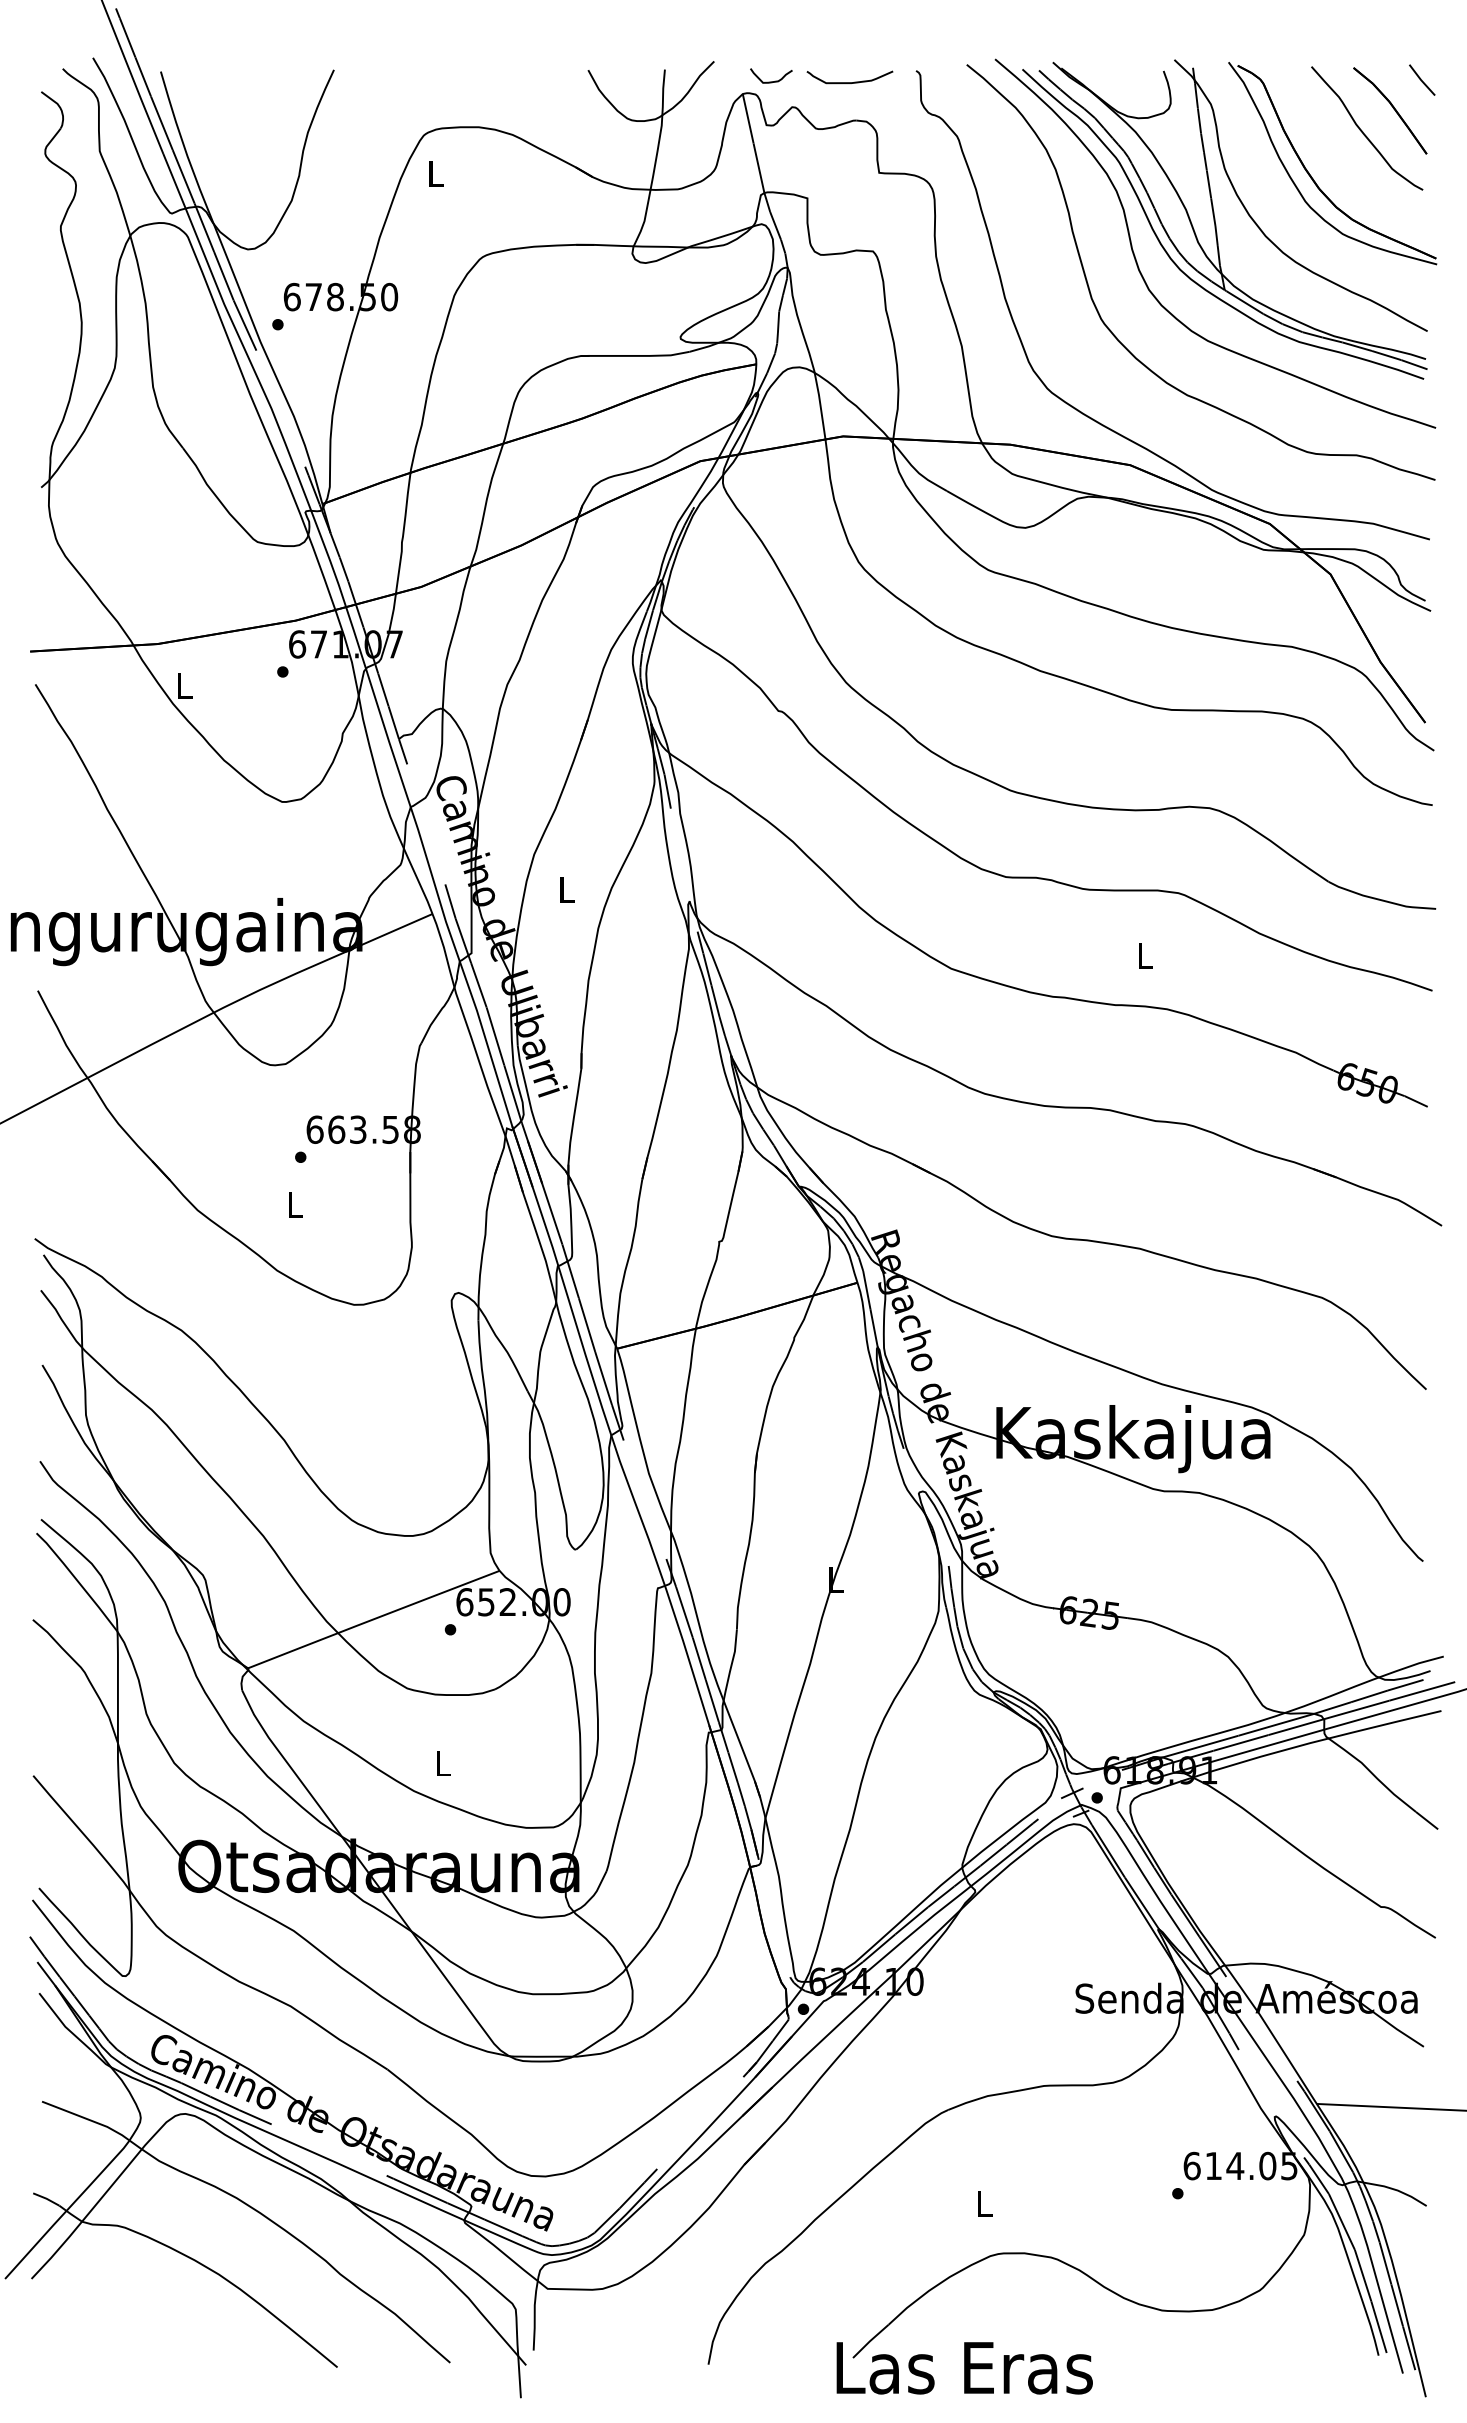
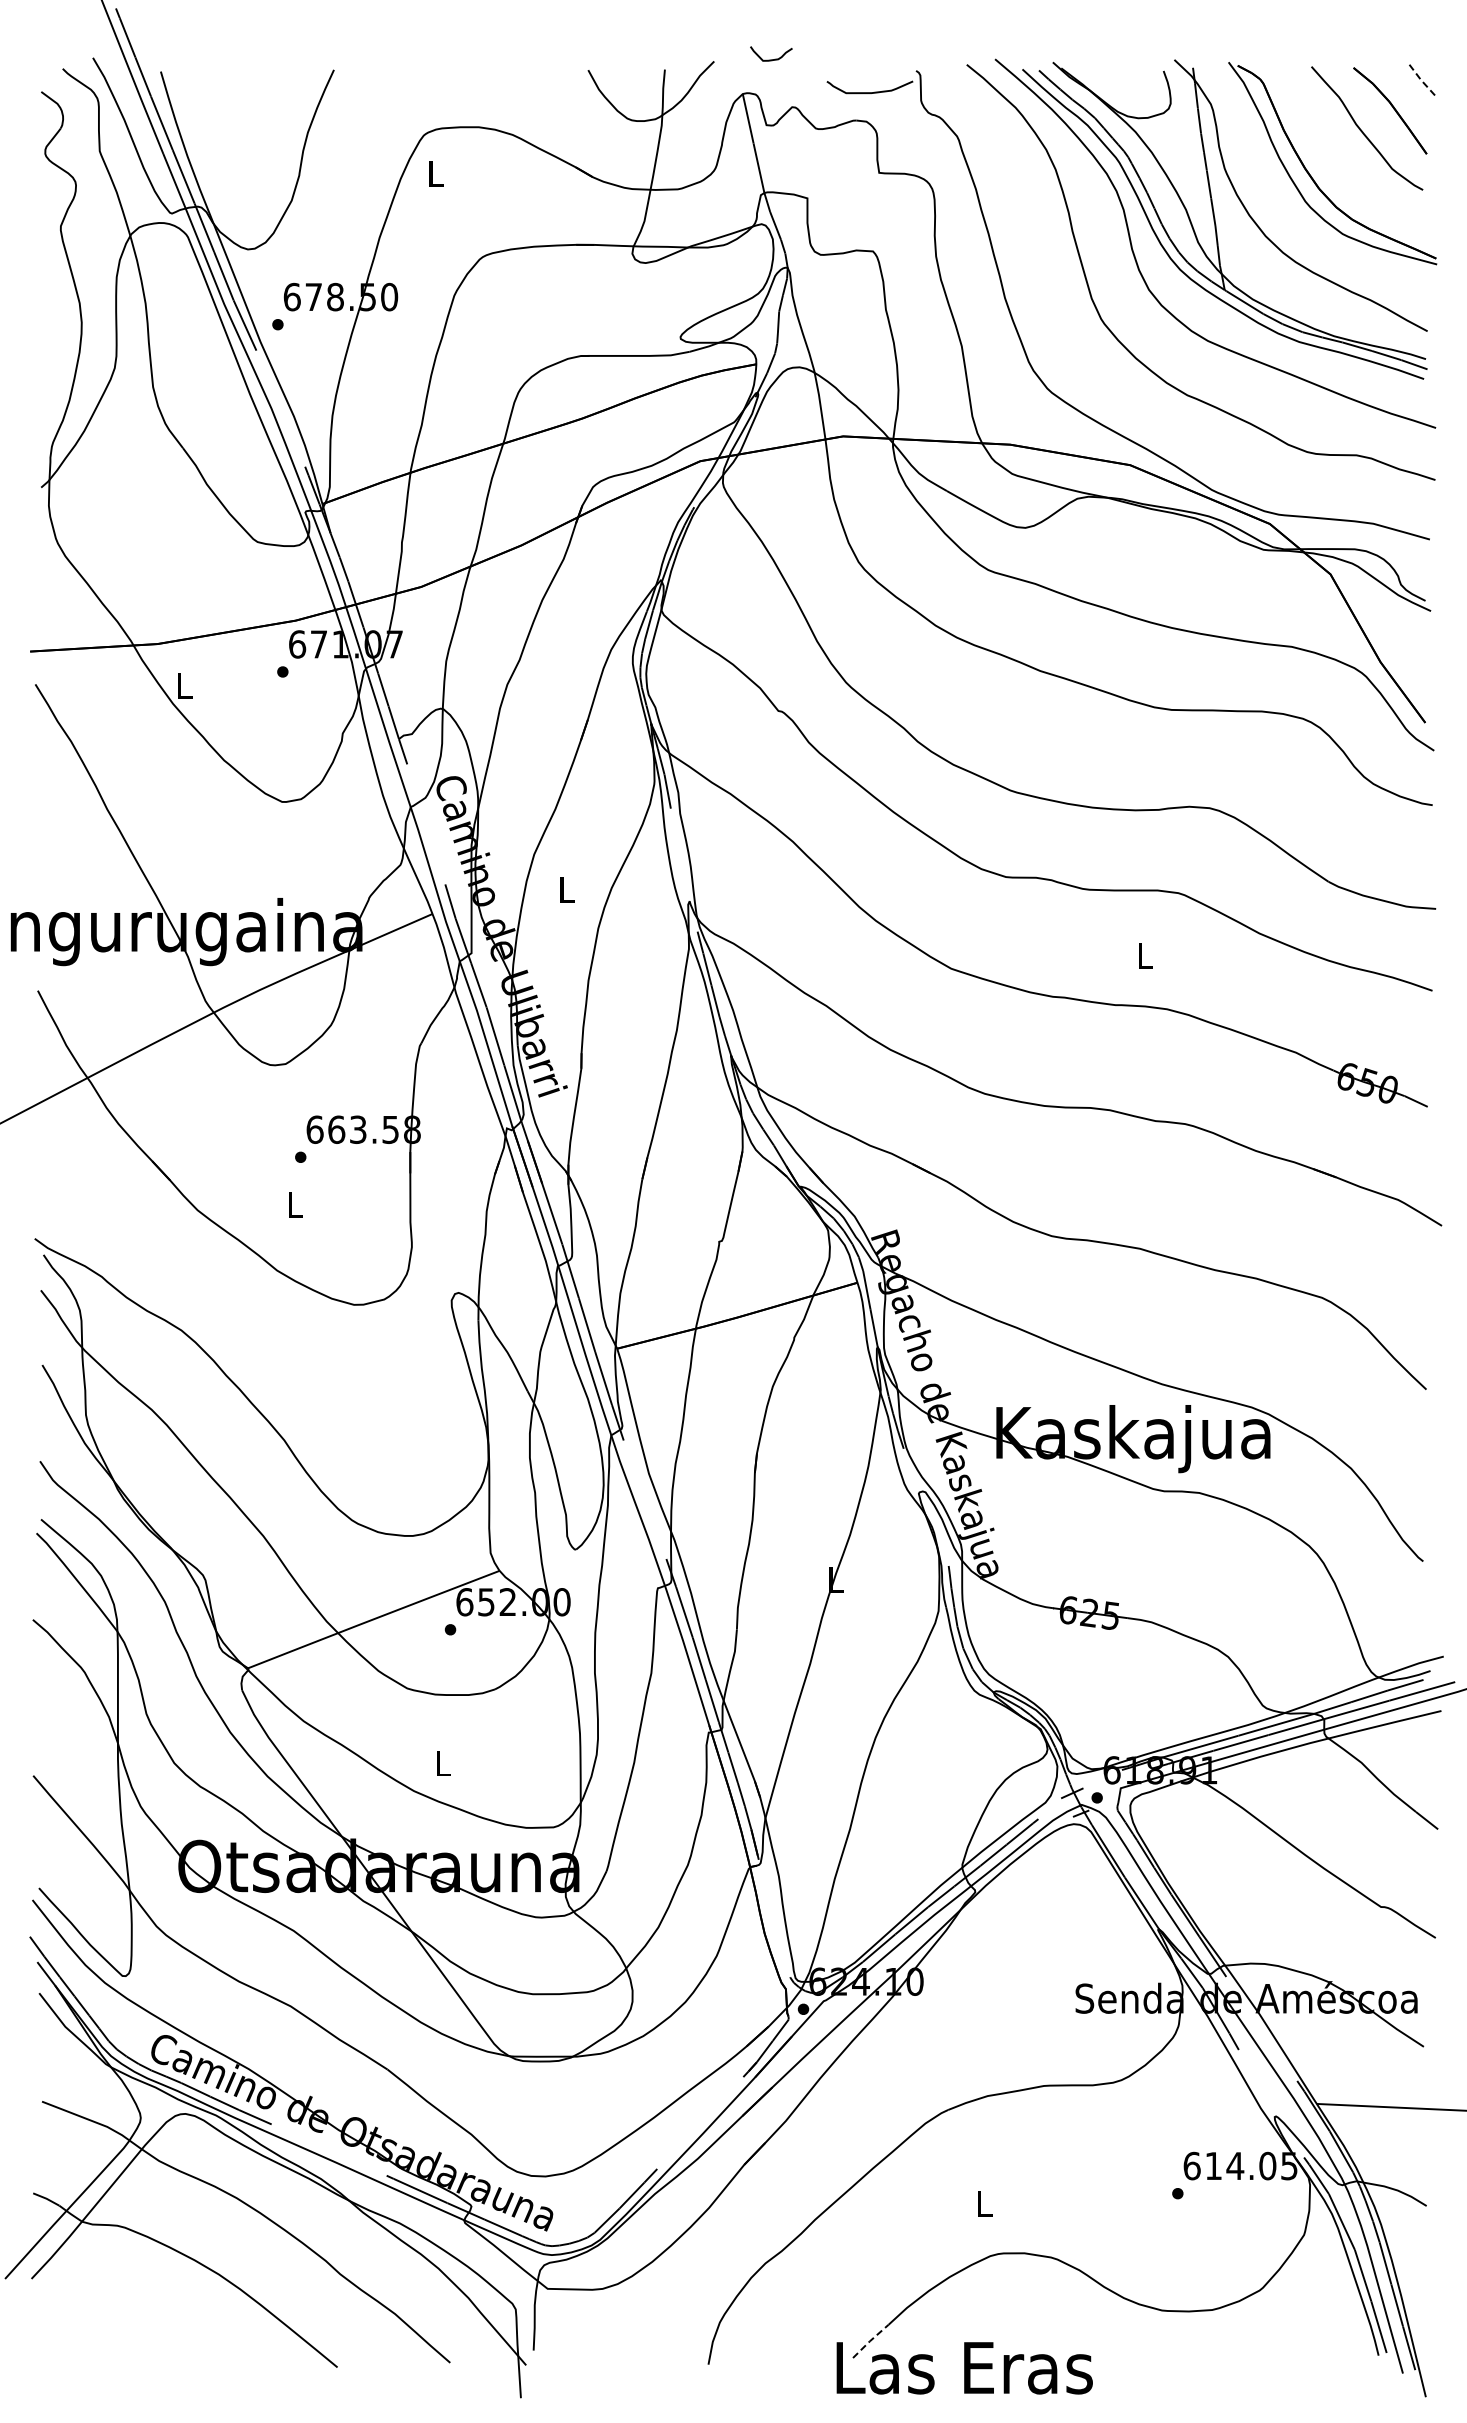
line: solid -> dashed (1421, 80)
curve position: (771, 81) -> (771, 59) (771, 59)
curve position: (849, 82) -> (869, 92) (869, 92)
line: solid -> dashed (869, 2341)
